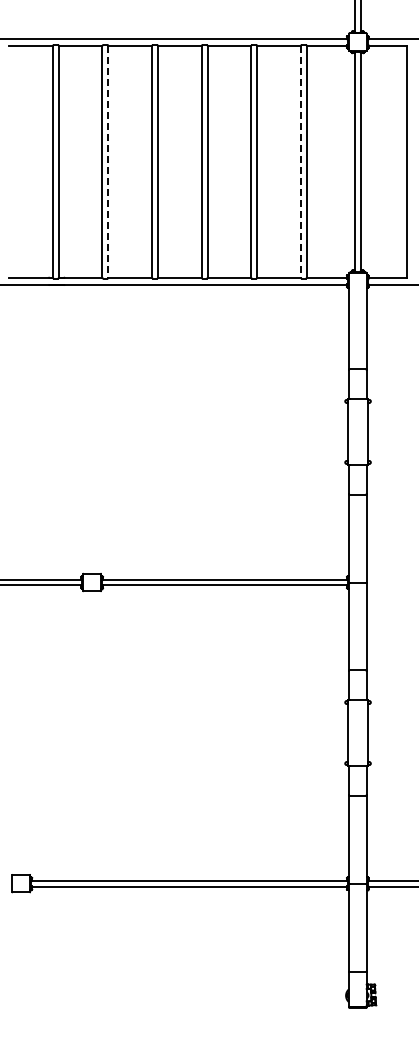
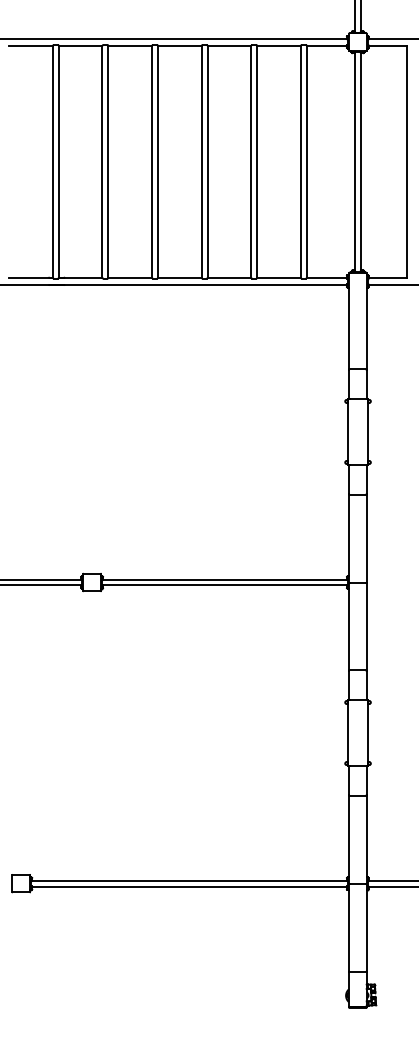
line: dashed -> solid (108, 162)
line: dashed -> solid (300, 162)
